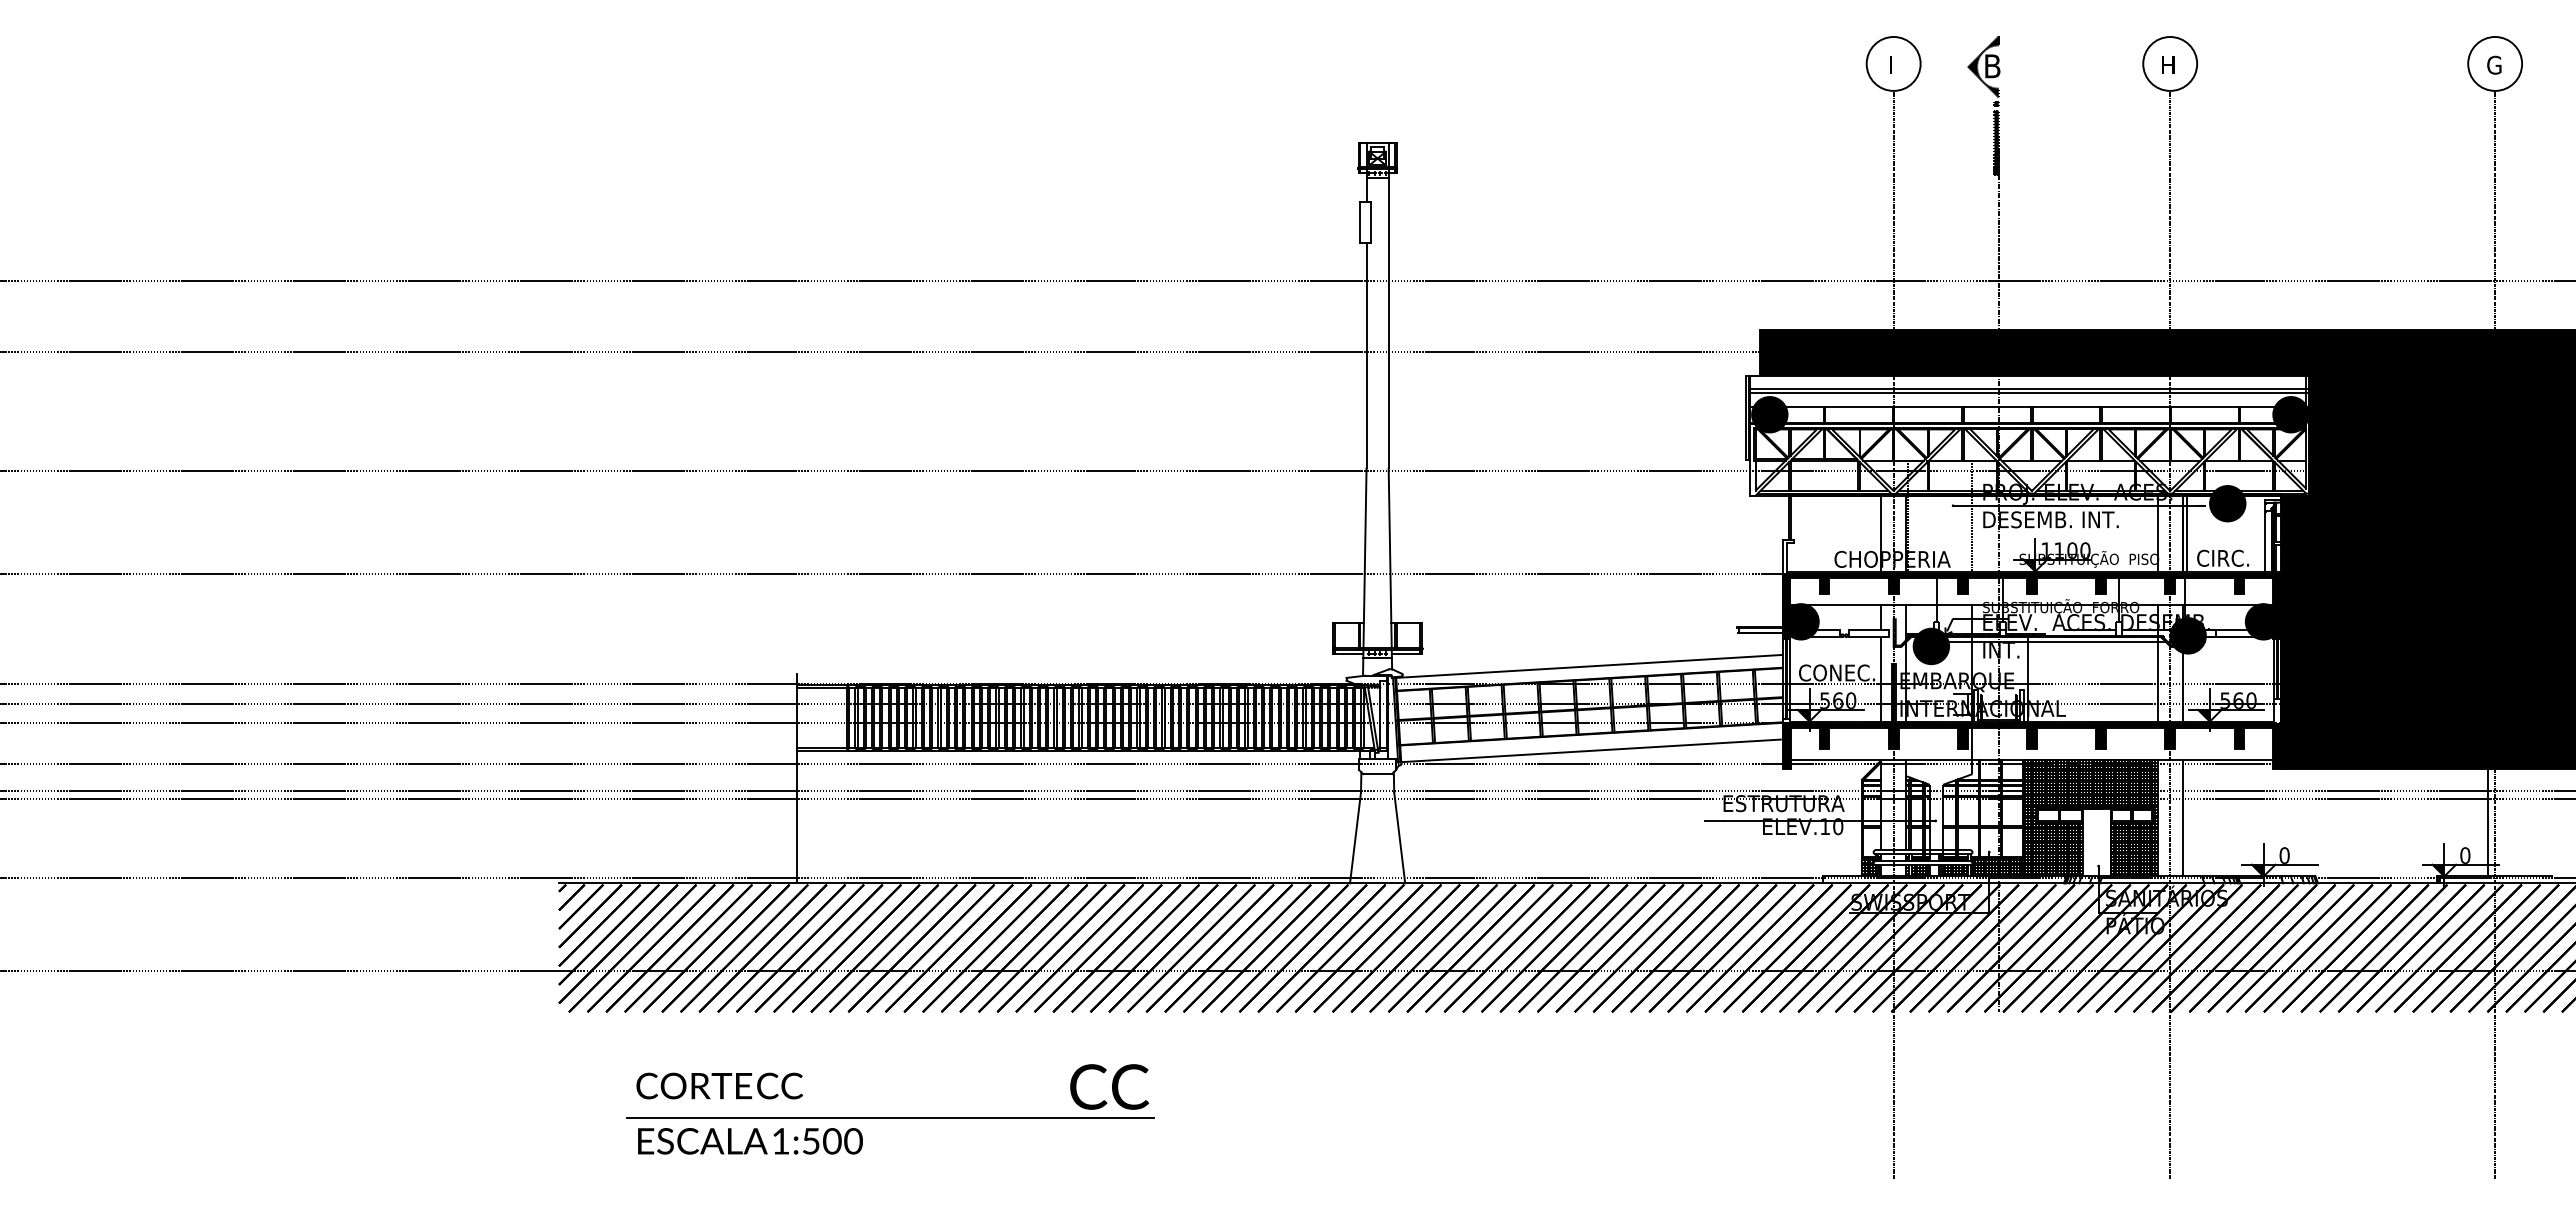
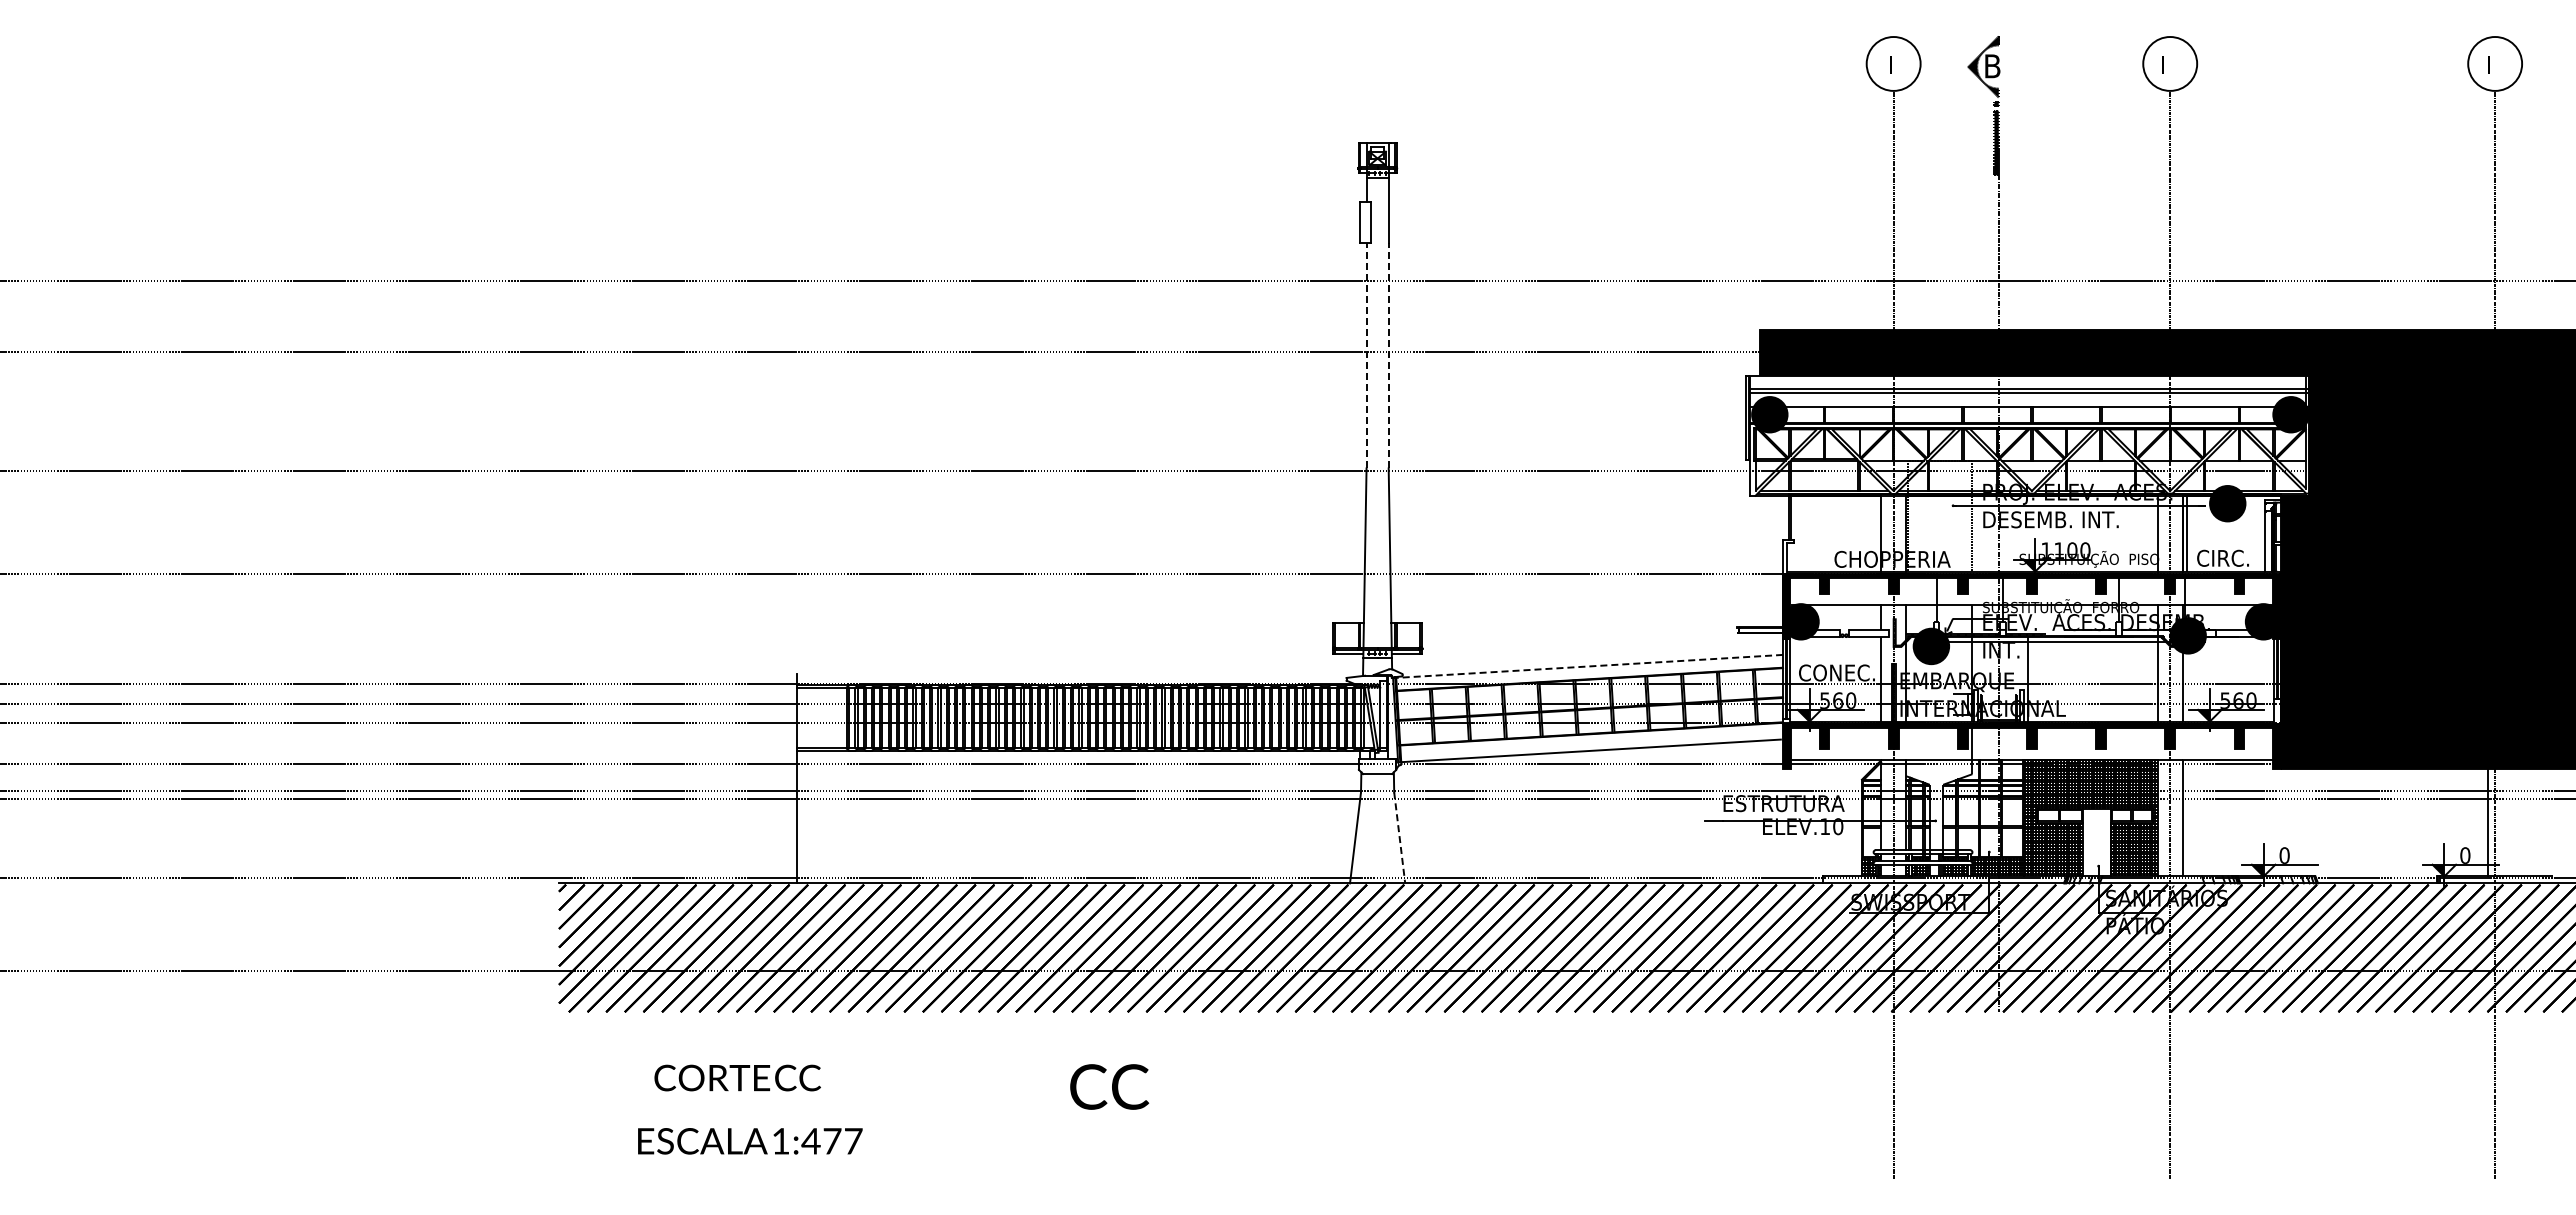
text: H -> I (2169, 64)
text: G -> I (2494, 64)
line: solid -> dashed (1366, 355)
line: solid -> dashed (1388, 355)
line: solid -> dashed (1587, 666)
line: solid -> dashed (1399, 837)
text position: (719, 1085) -> (737, 1077) (737, 1077)
line: present -> none (890, 1117)
text: 1:500 -> 1:477 (831, 1141)
